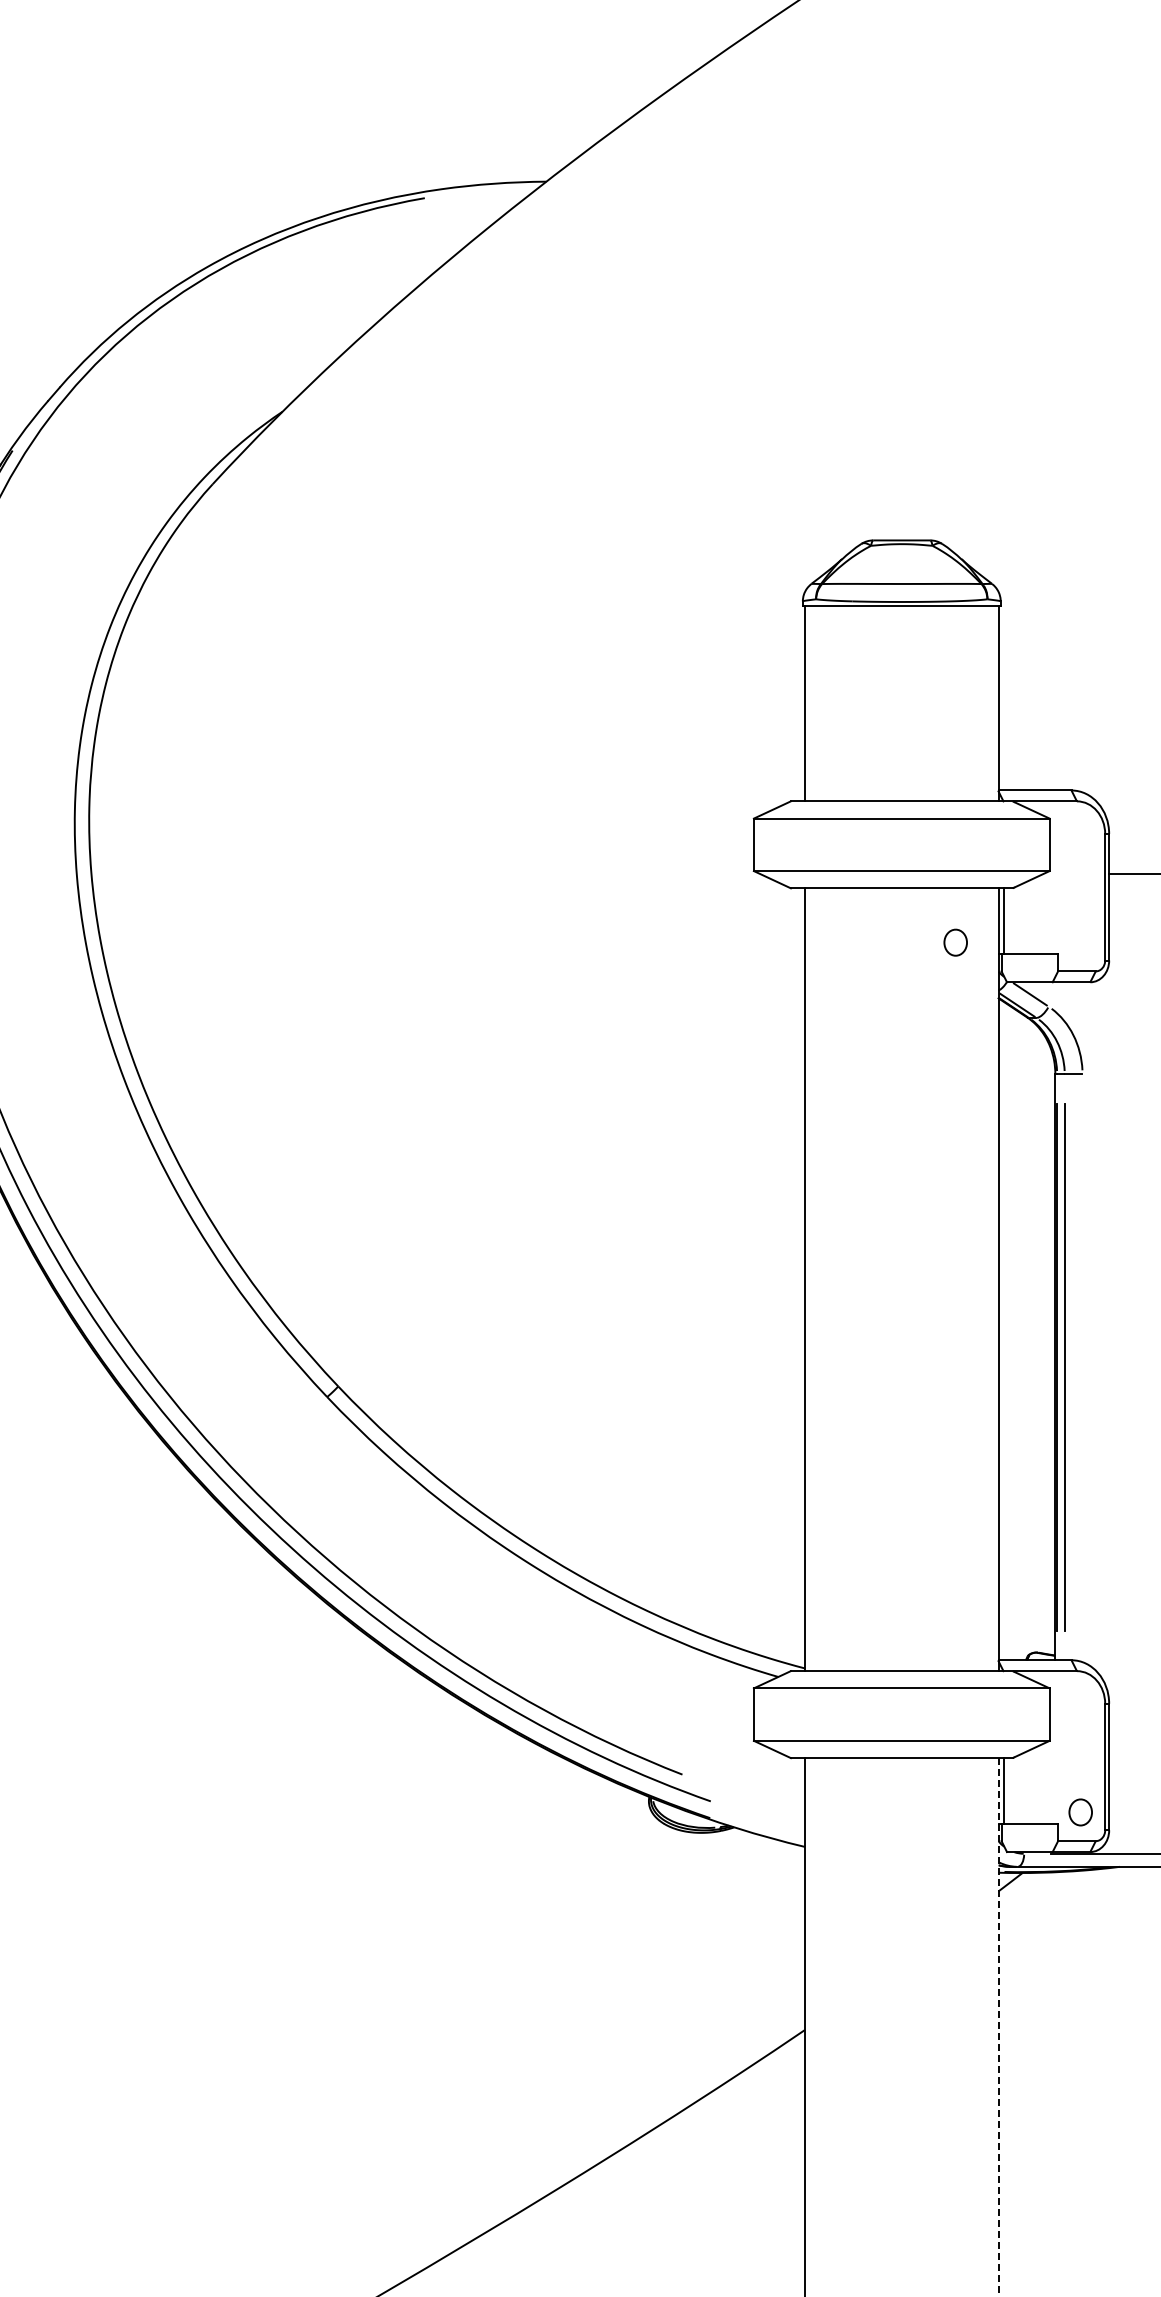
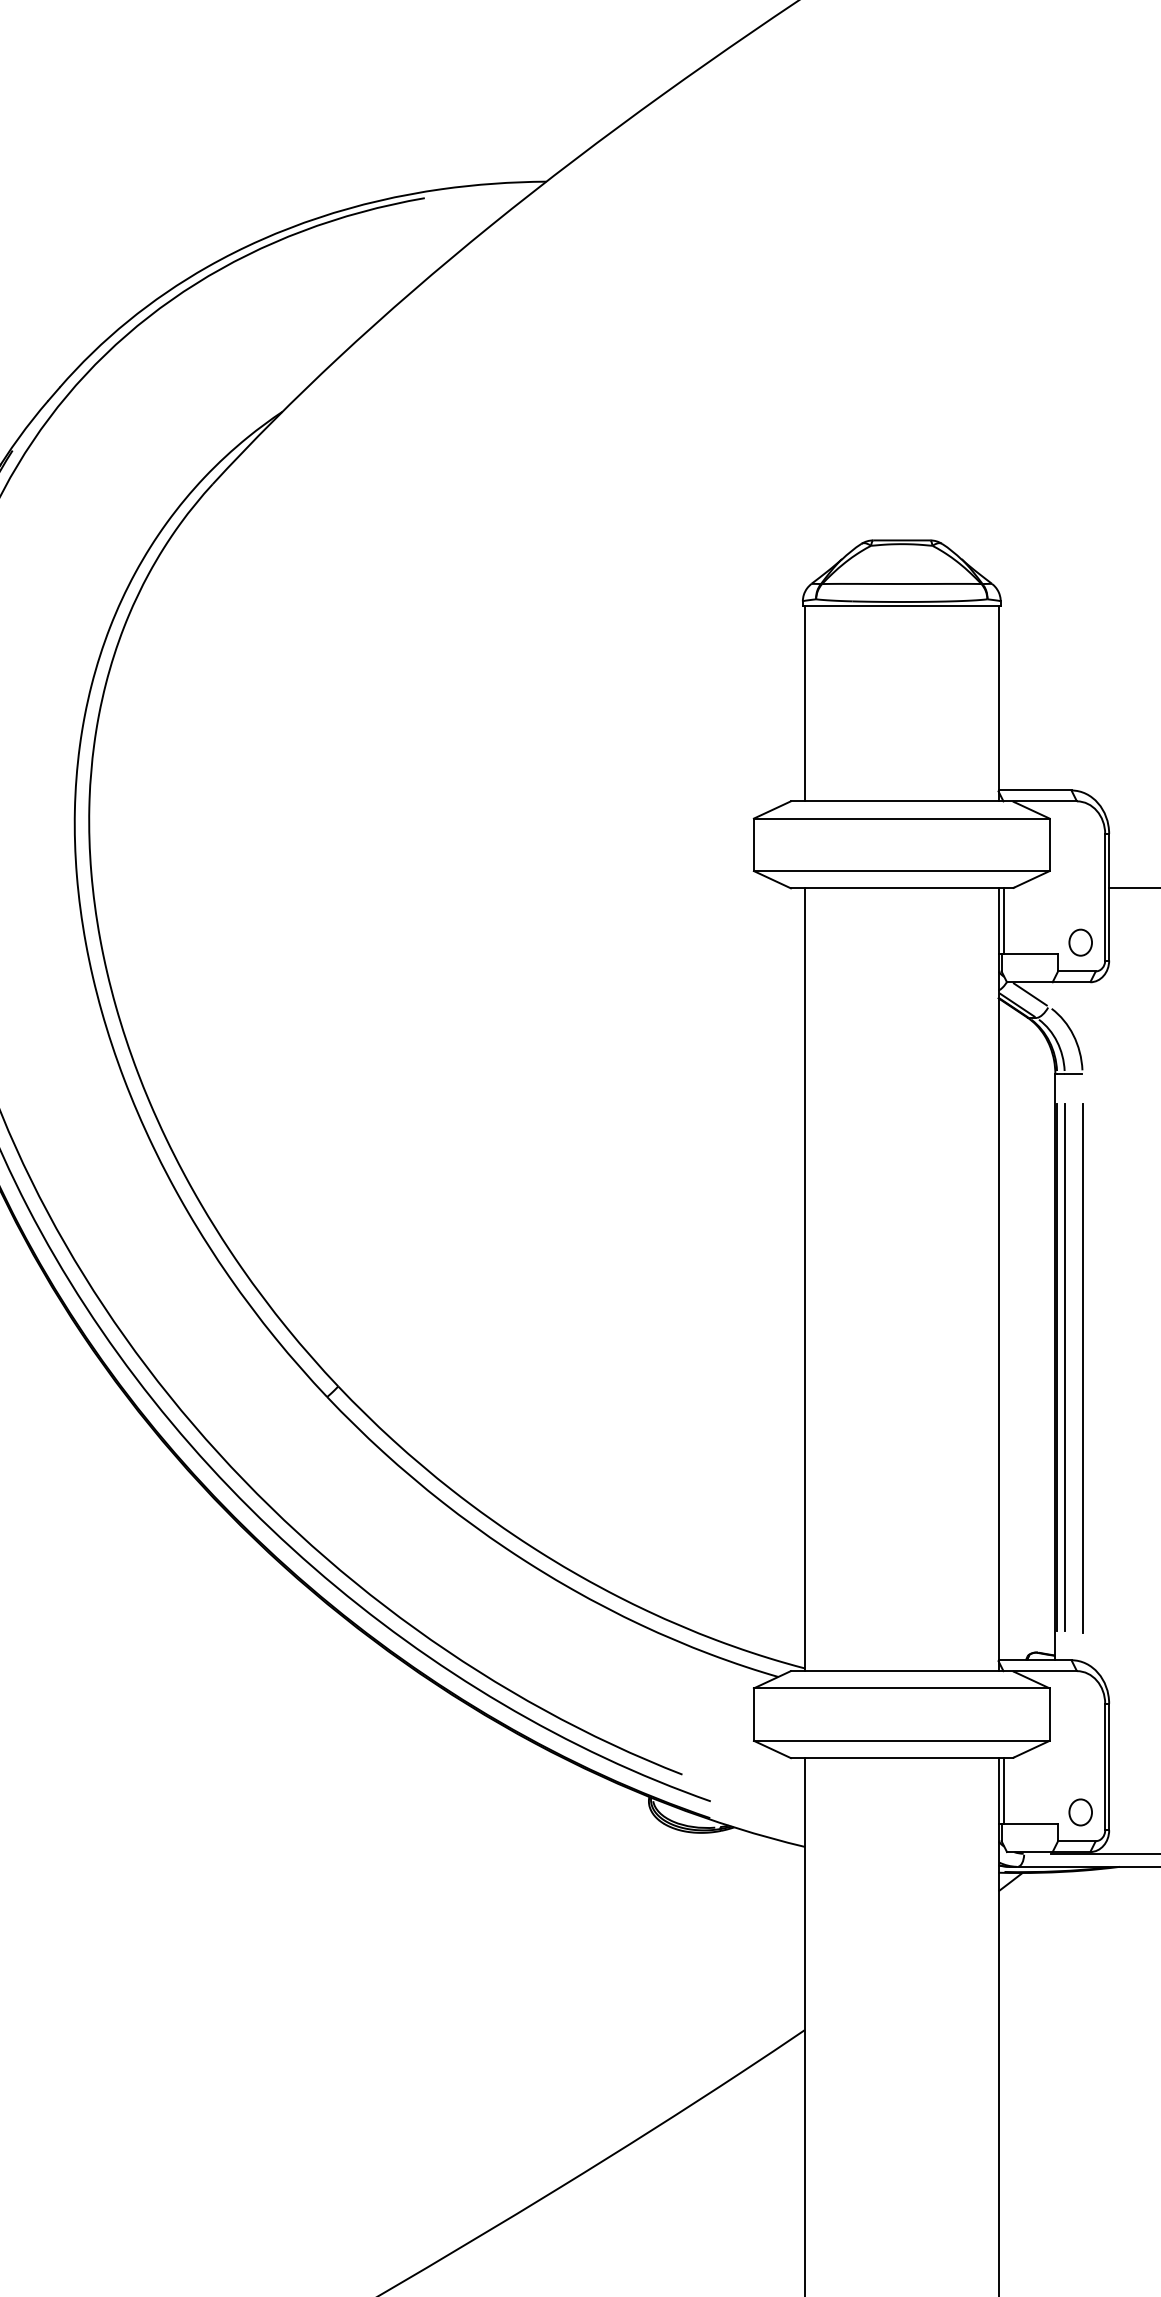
line position: (1133, 874) -> (1133, 888) (1133, 888)
part position: (955, 942) -> (1080, 942) (1080, 942)
line: none -> present (1082, 1368)
line: dashed -> solid (998, 2028)
